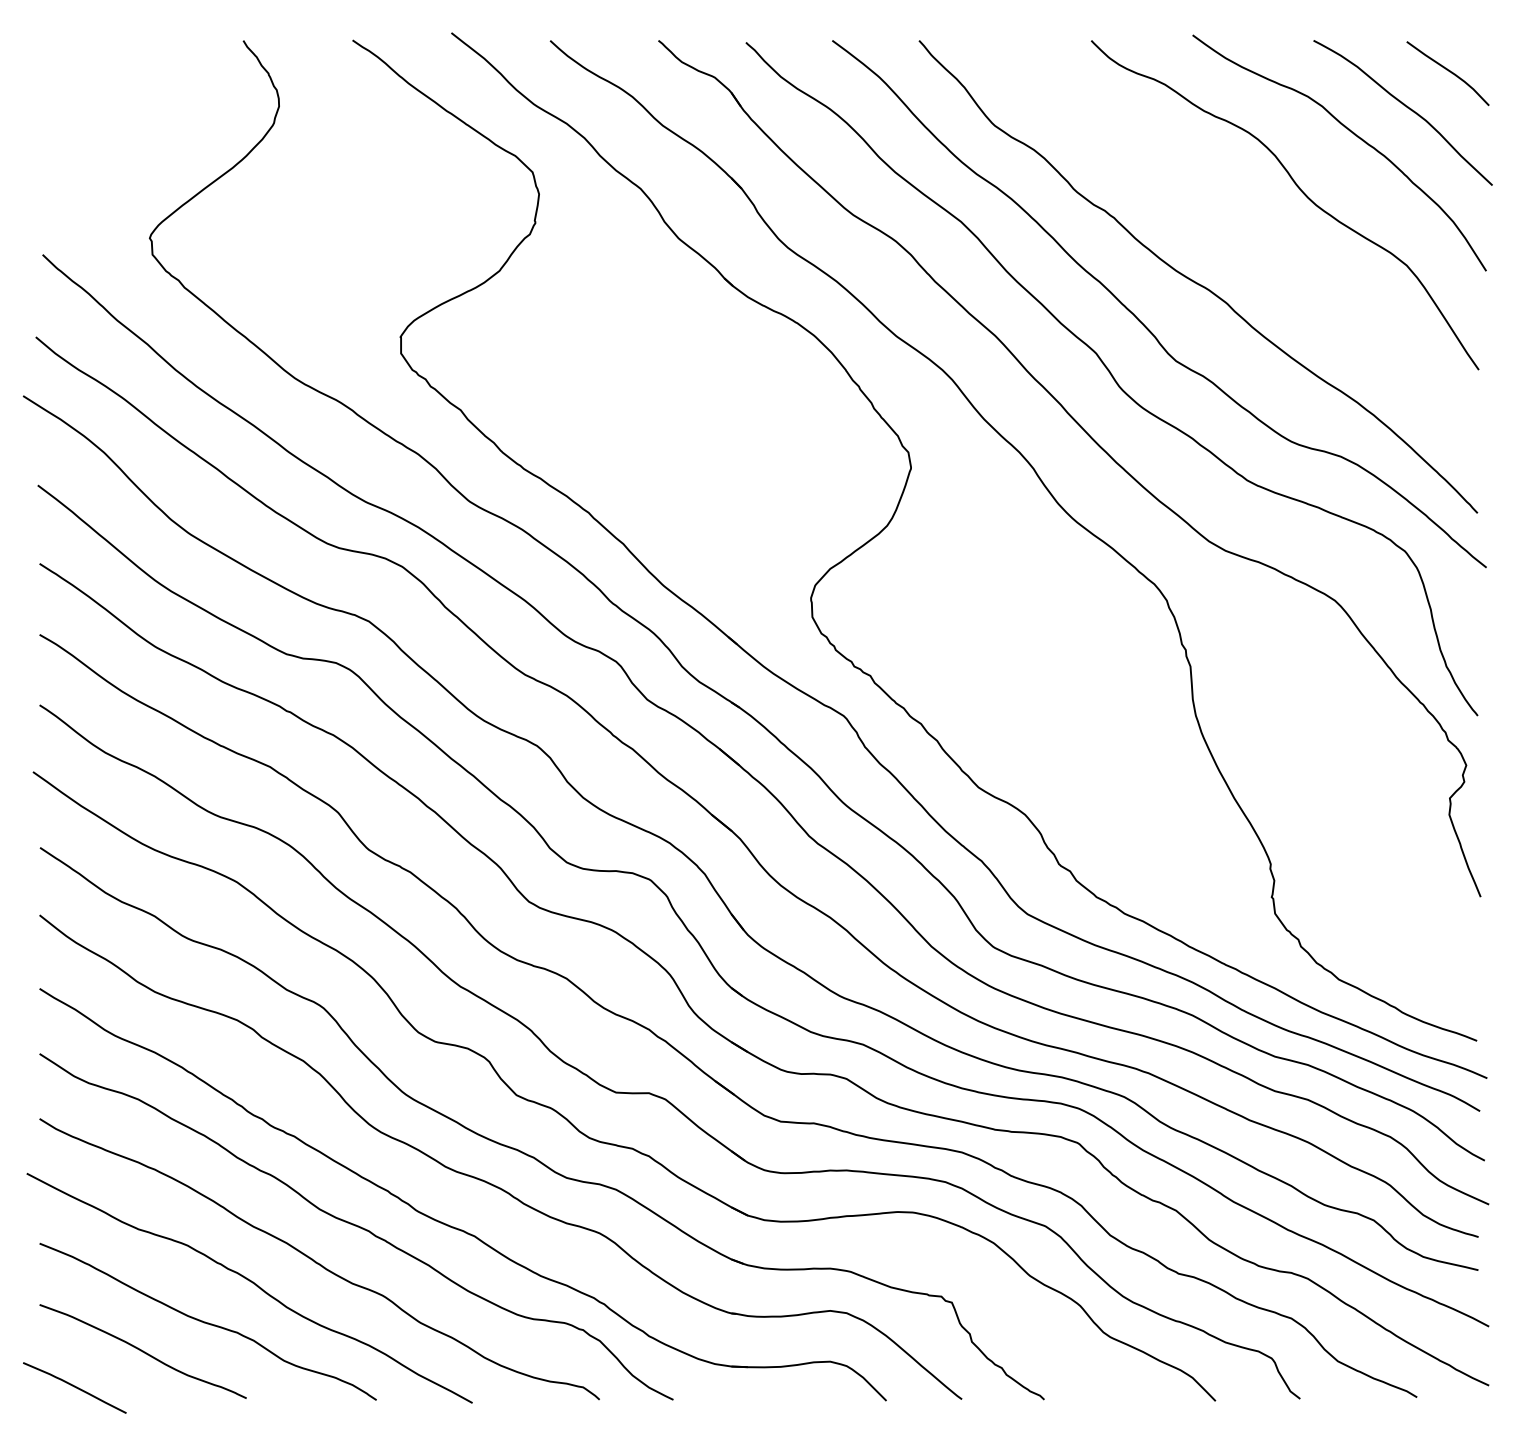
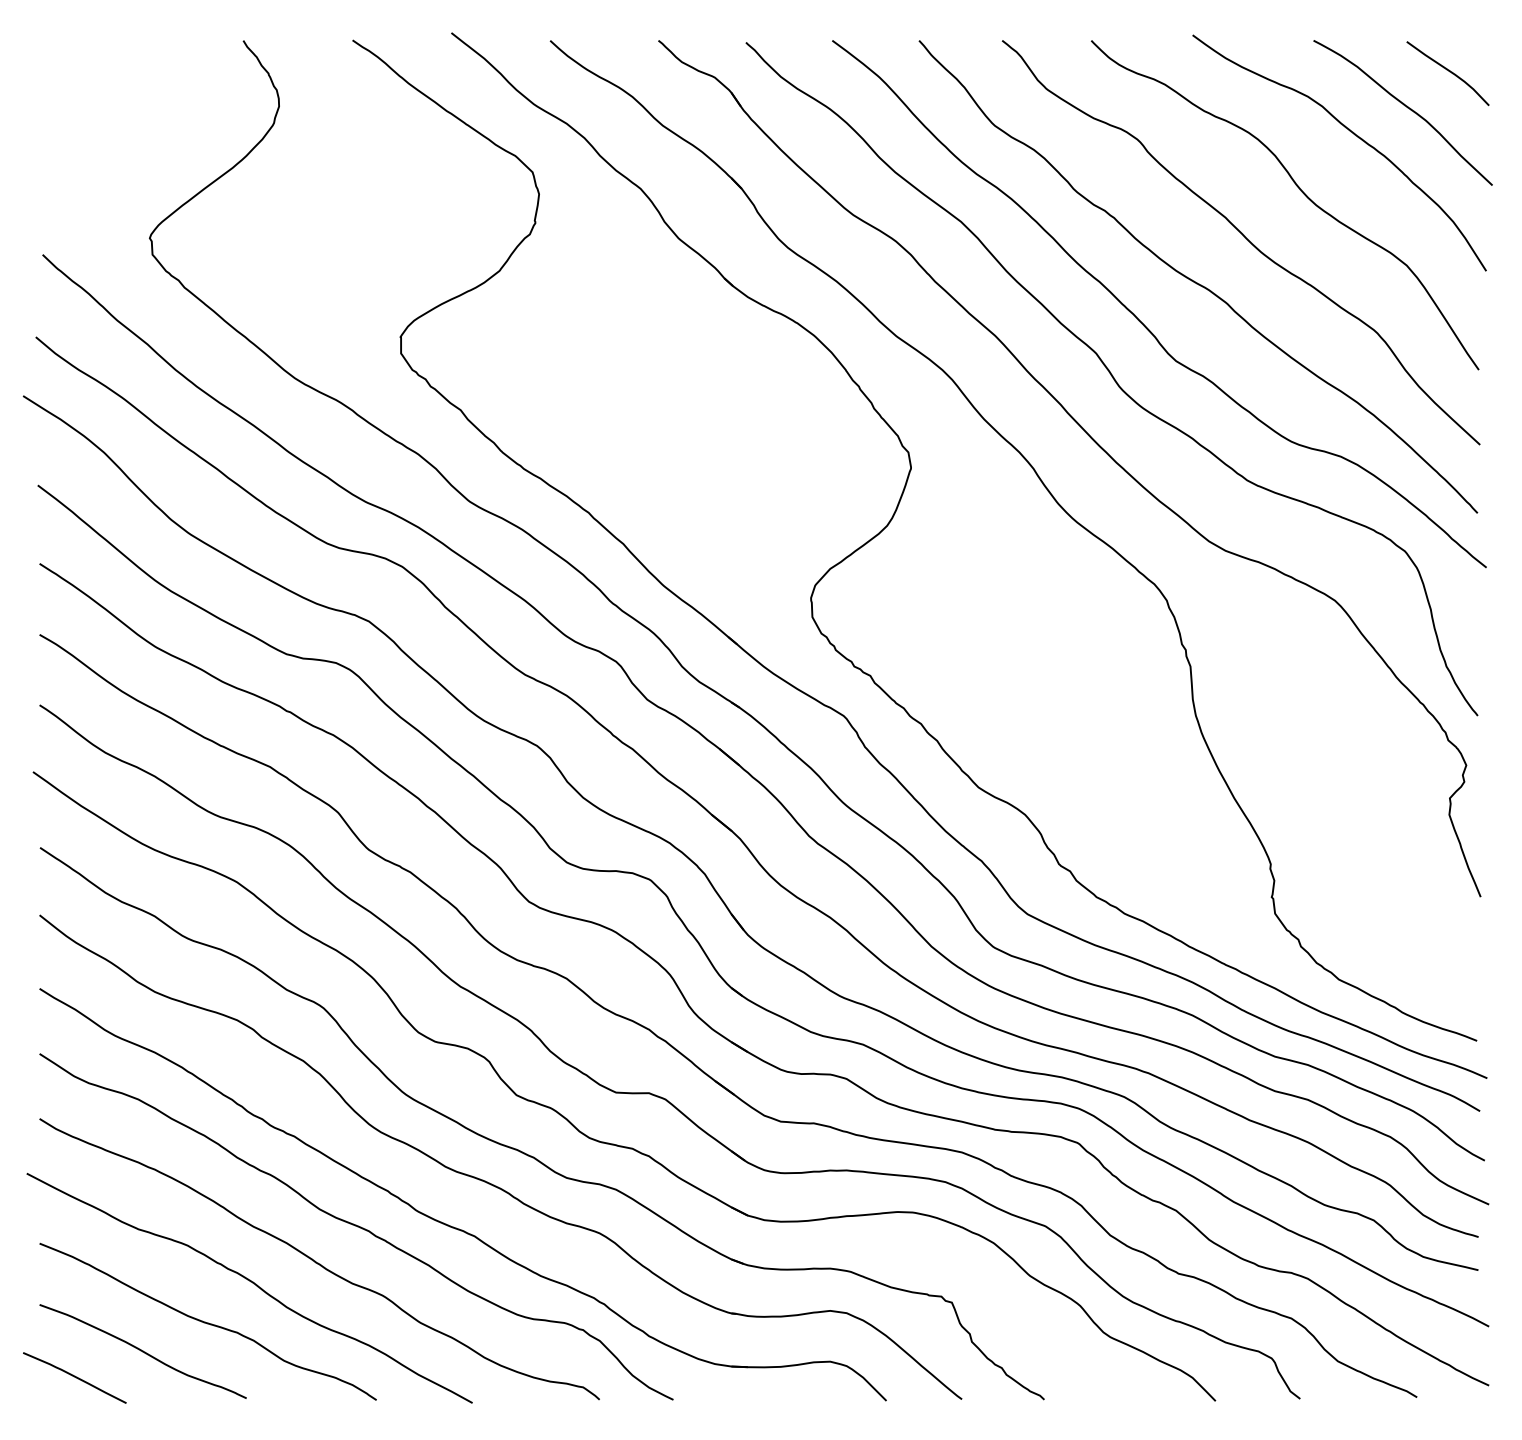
curve: none -> present (1245, 238)
curve position: (74, 1387) -> (74, 1377) (74, 1377)
